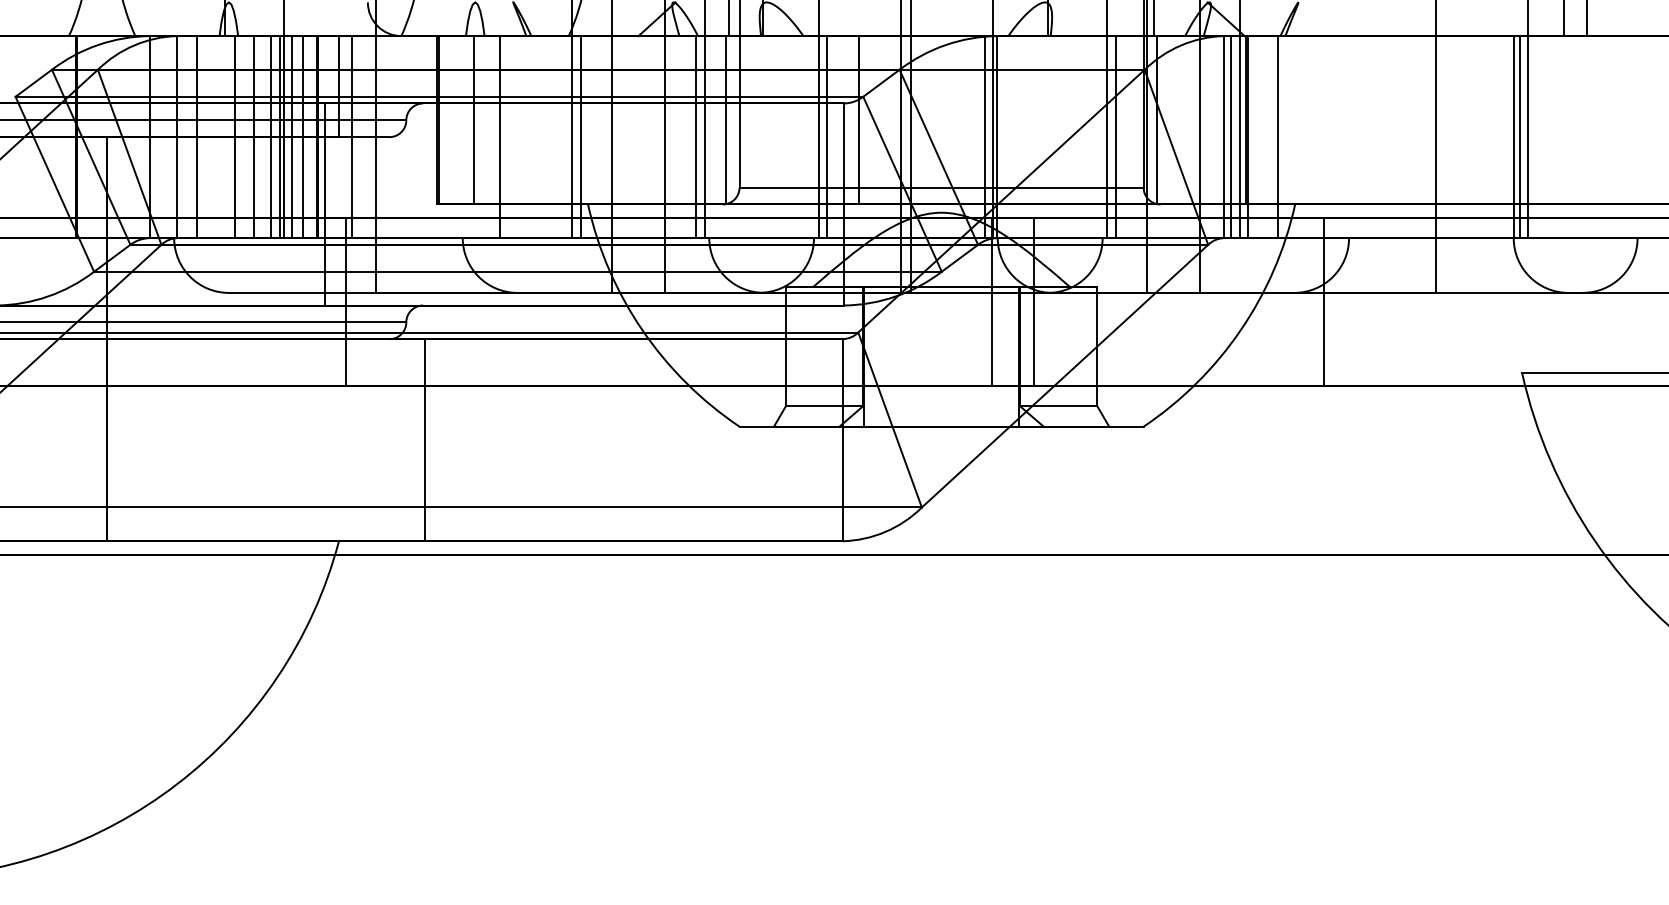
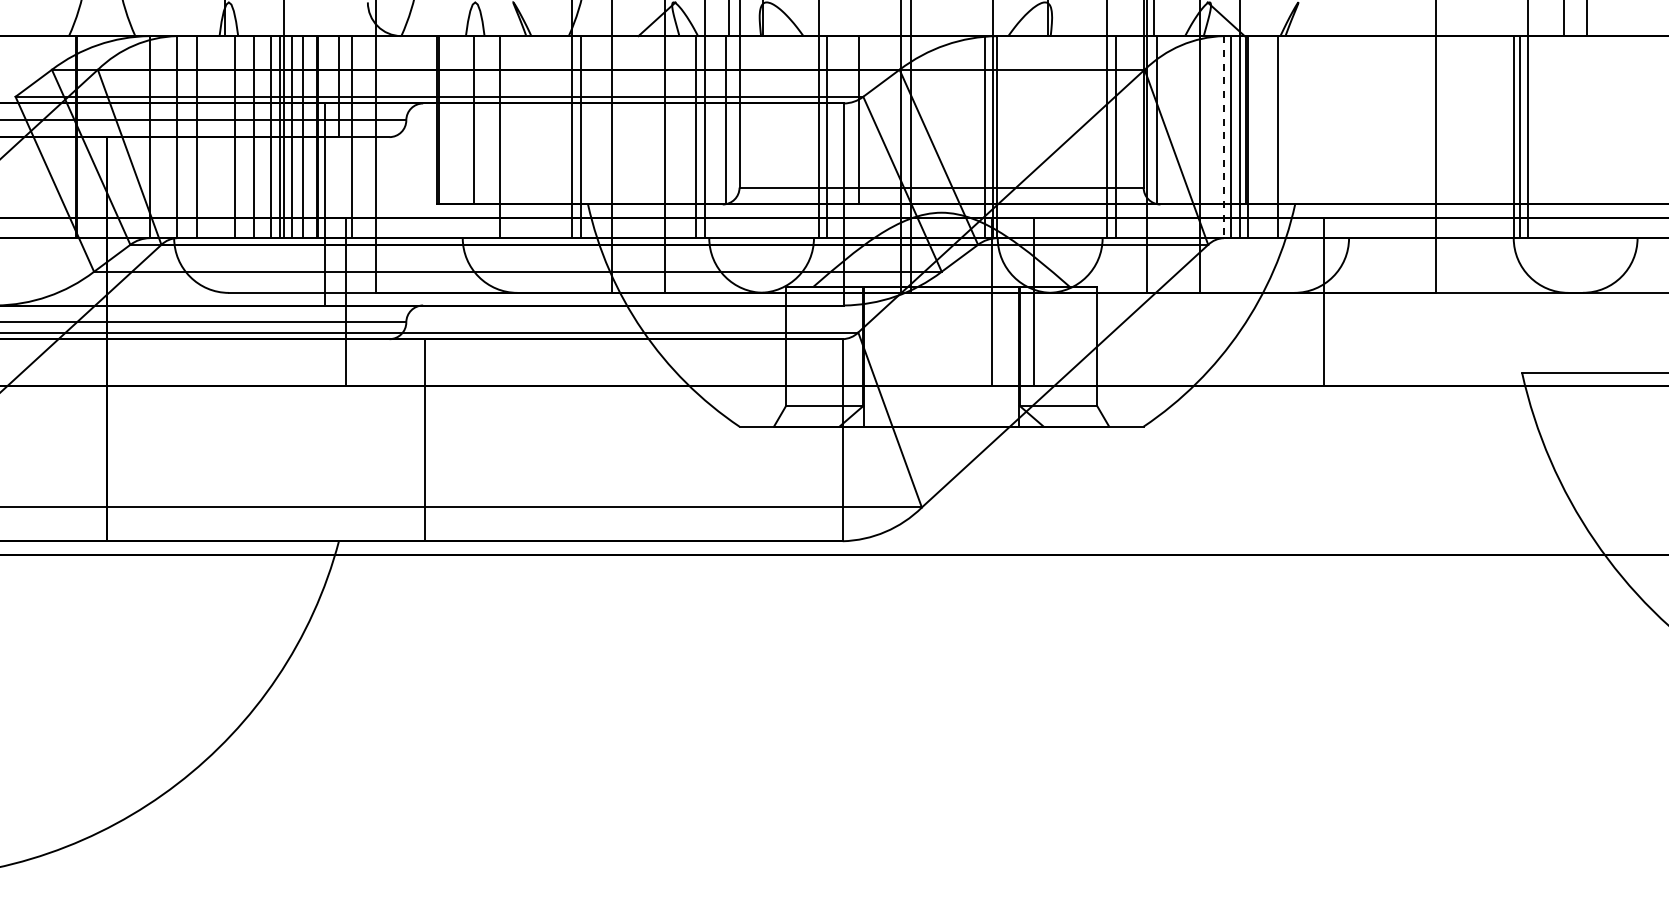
line: solid -> dashed (1223, 137)
